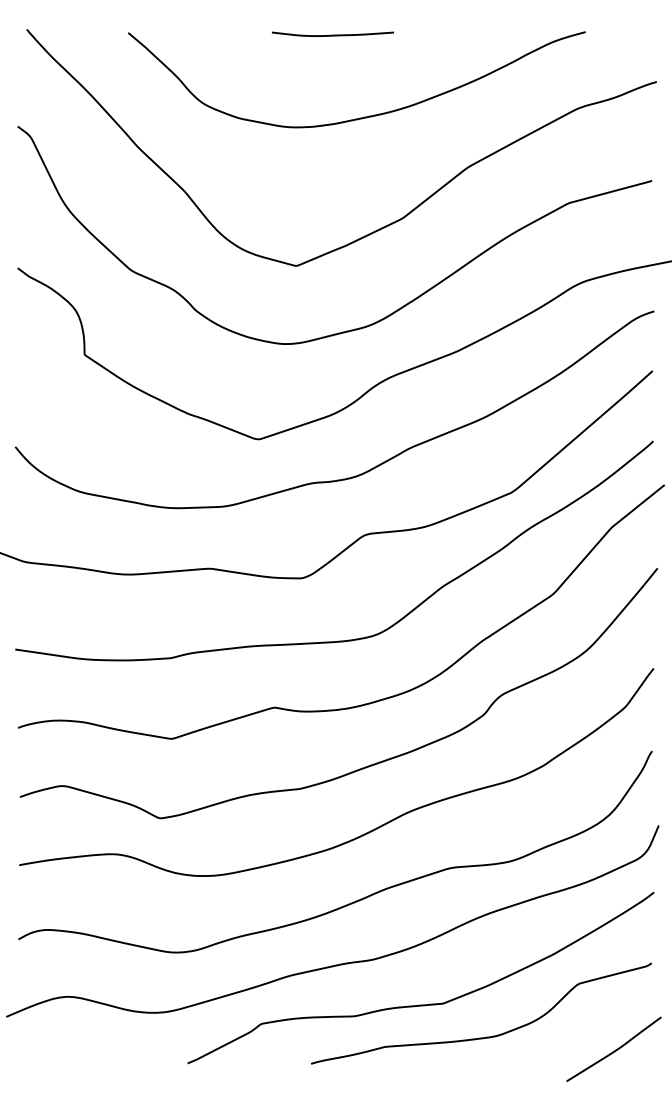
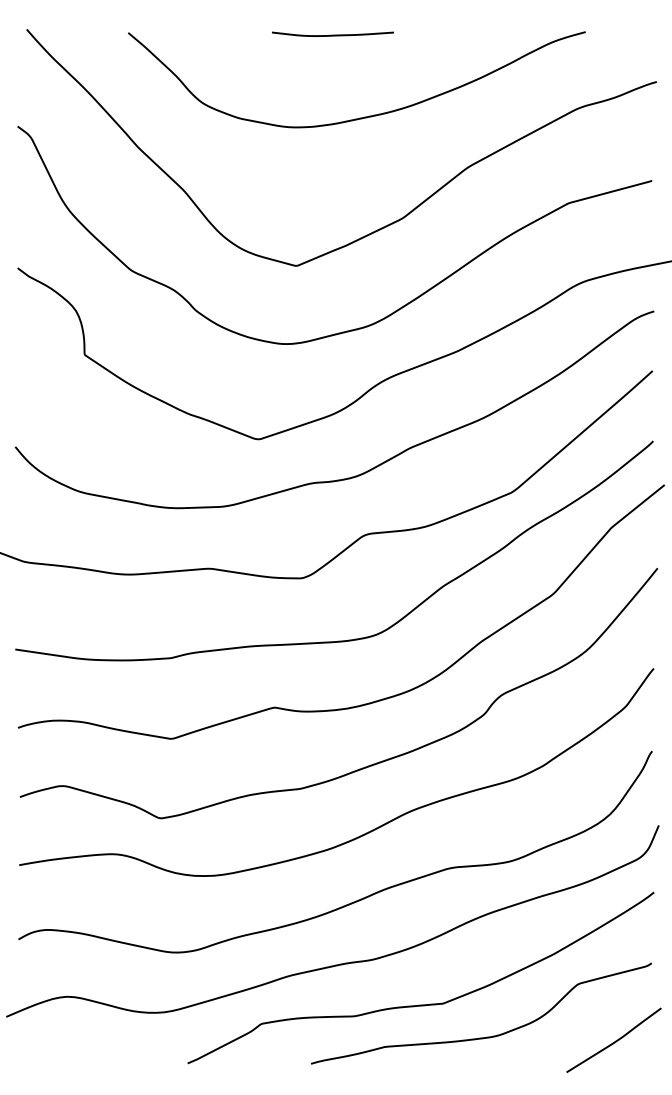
curve position: (615, 1049) -> (615, 1040) (615, 1040)
